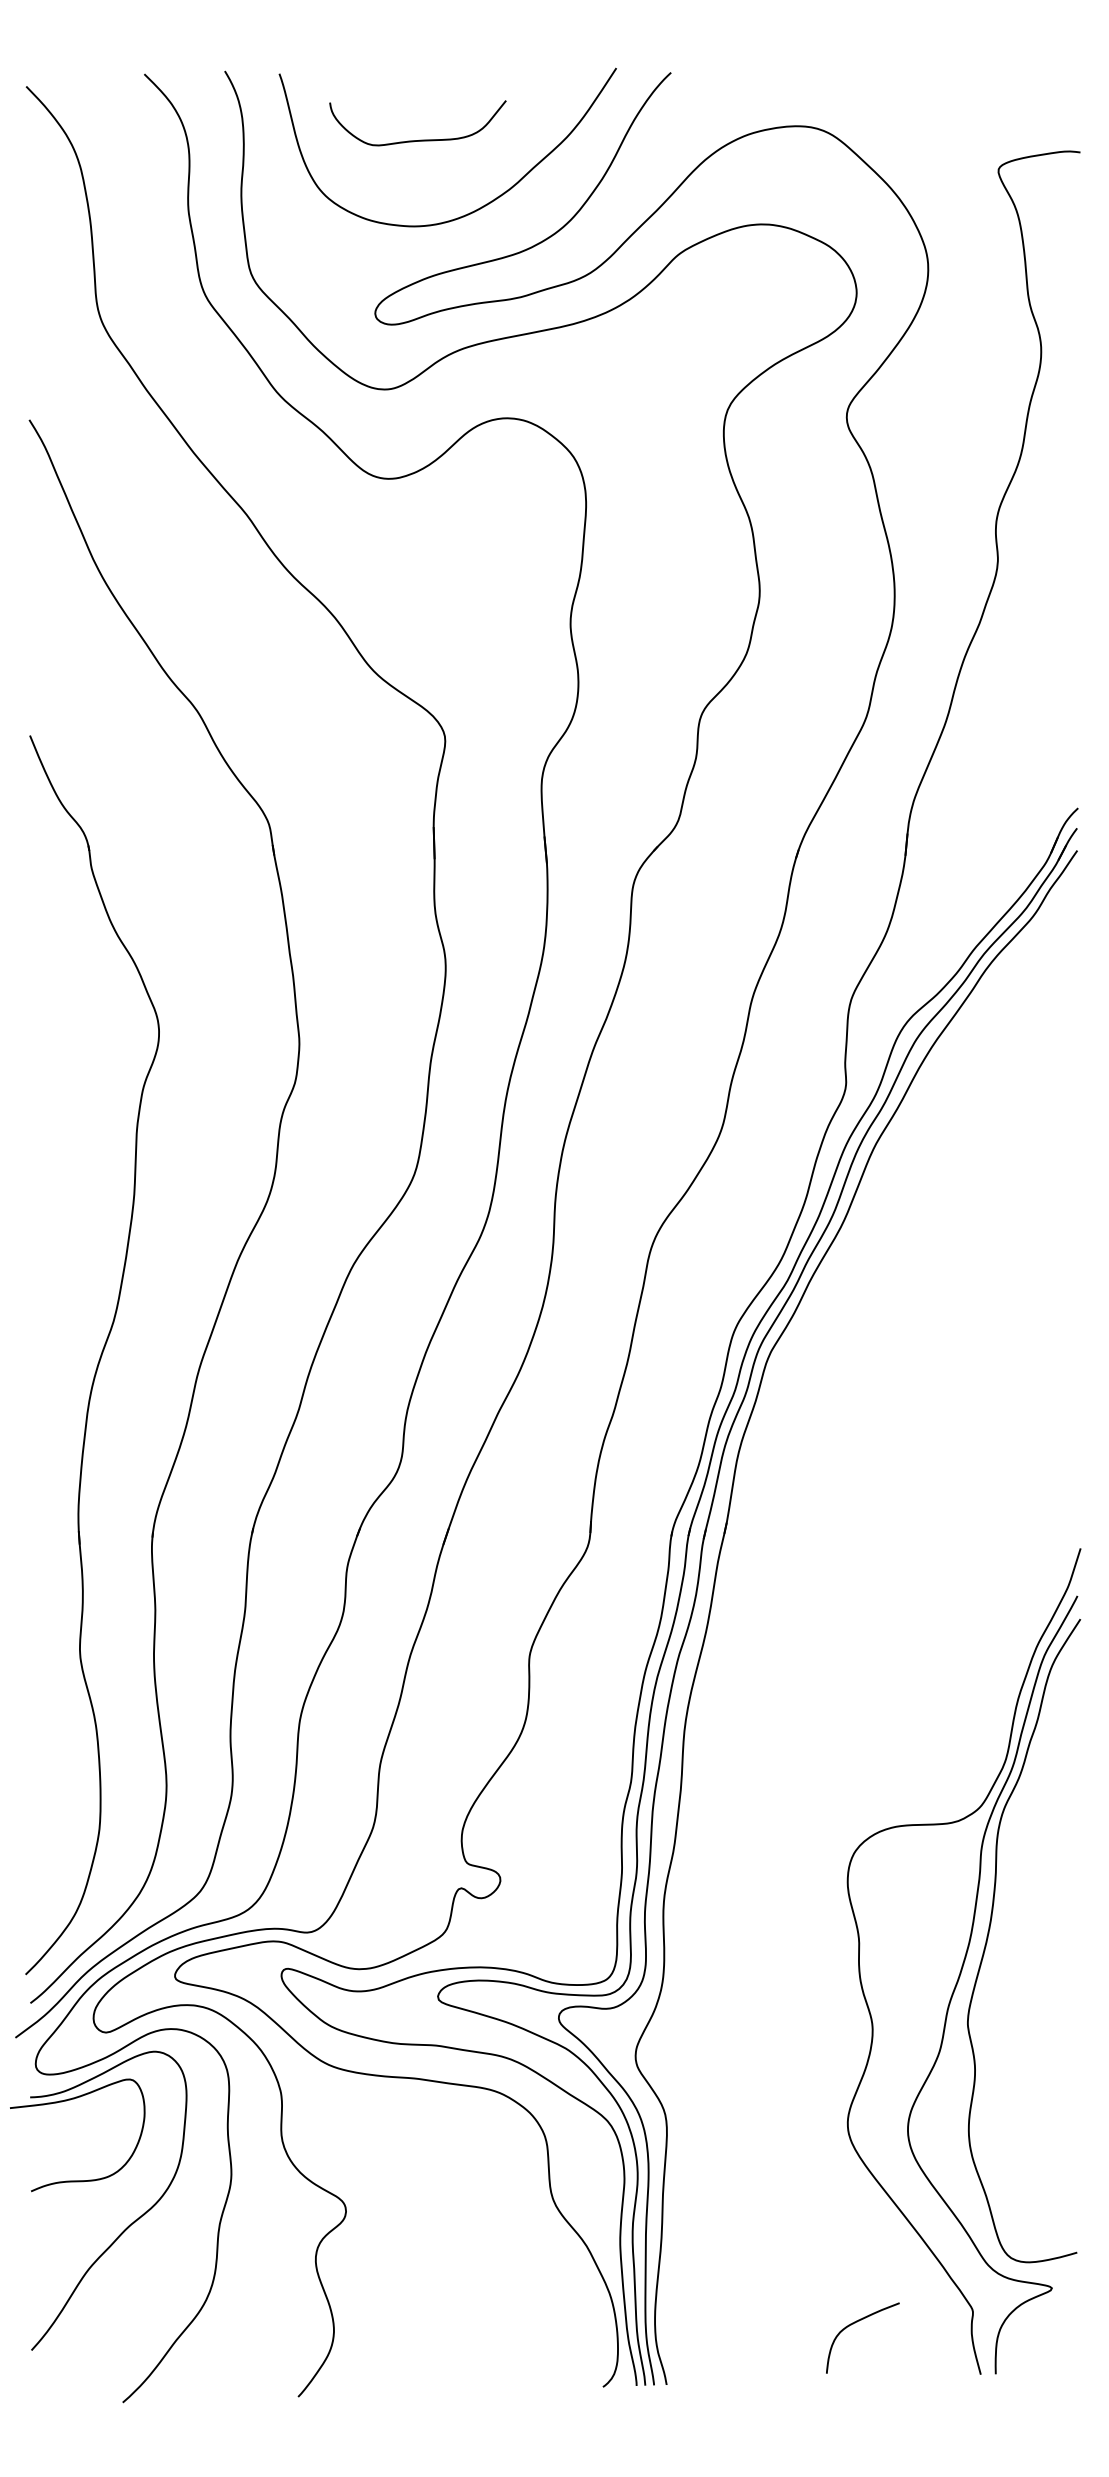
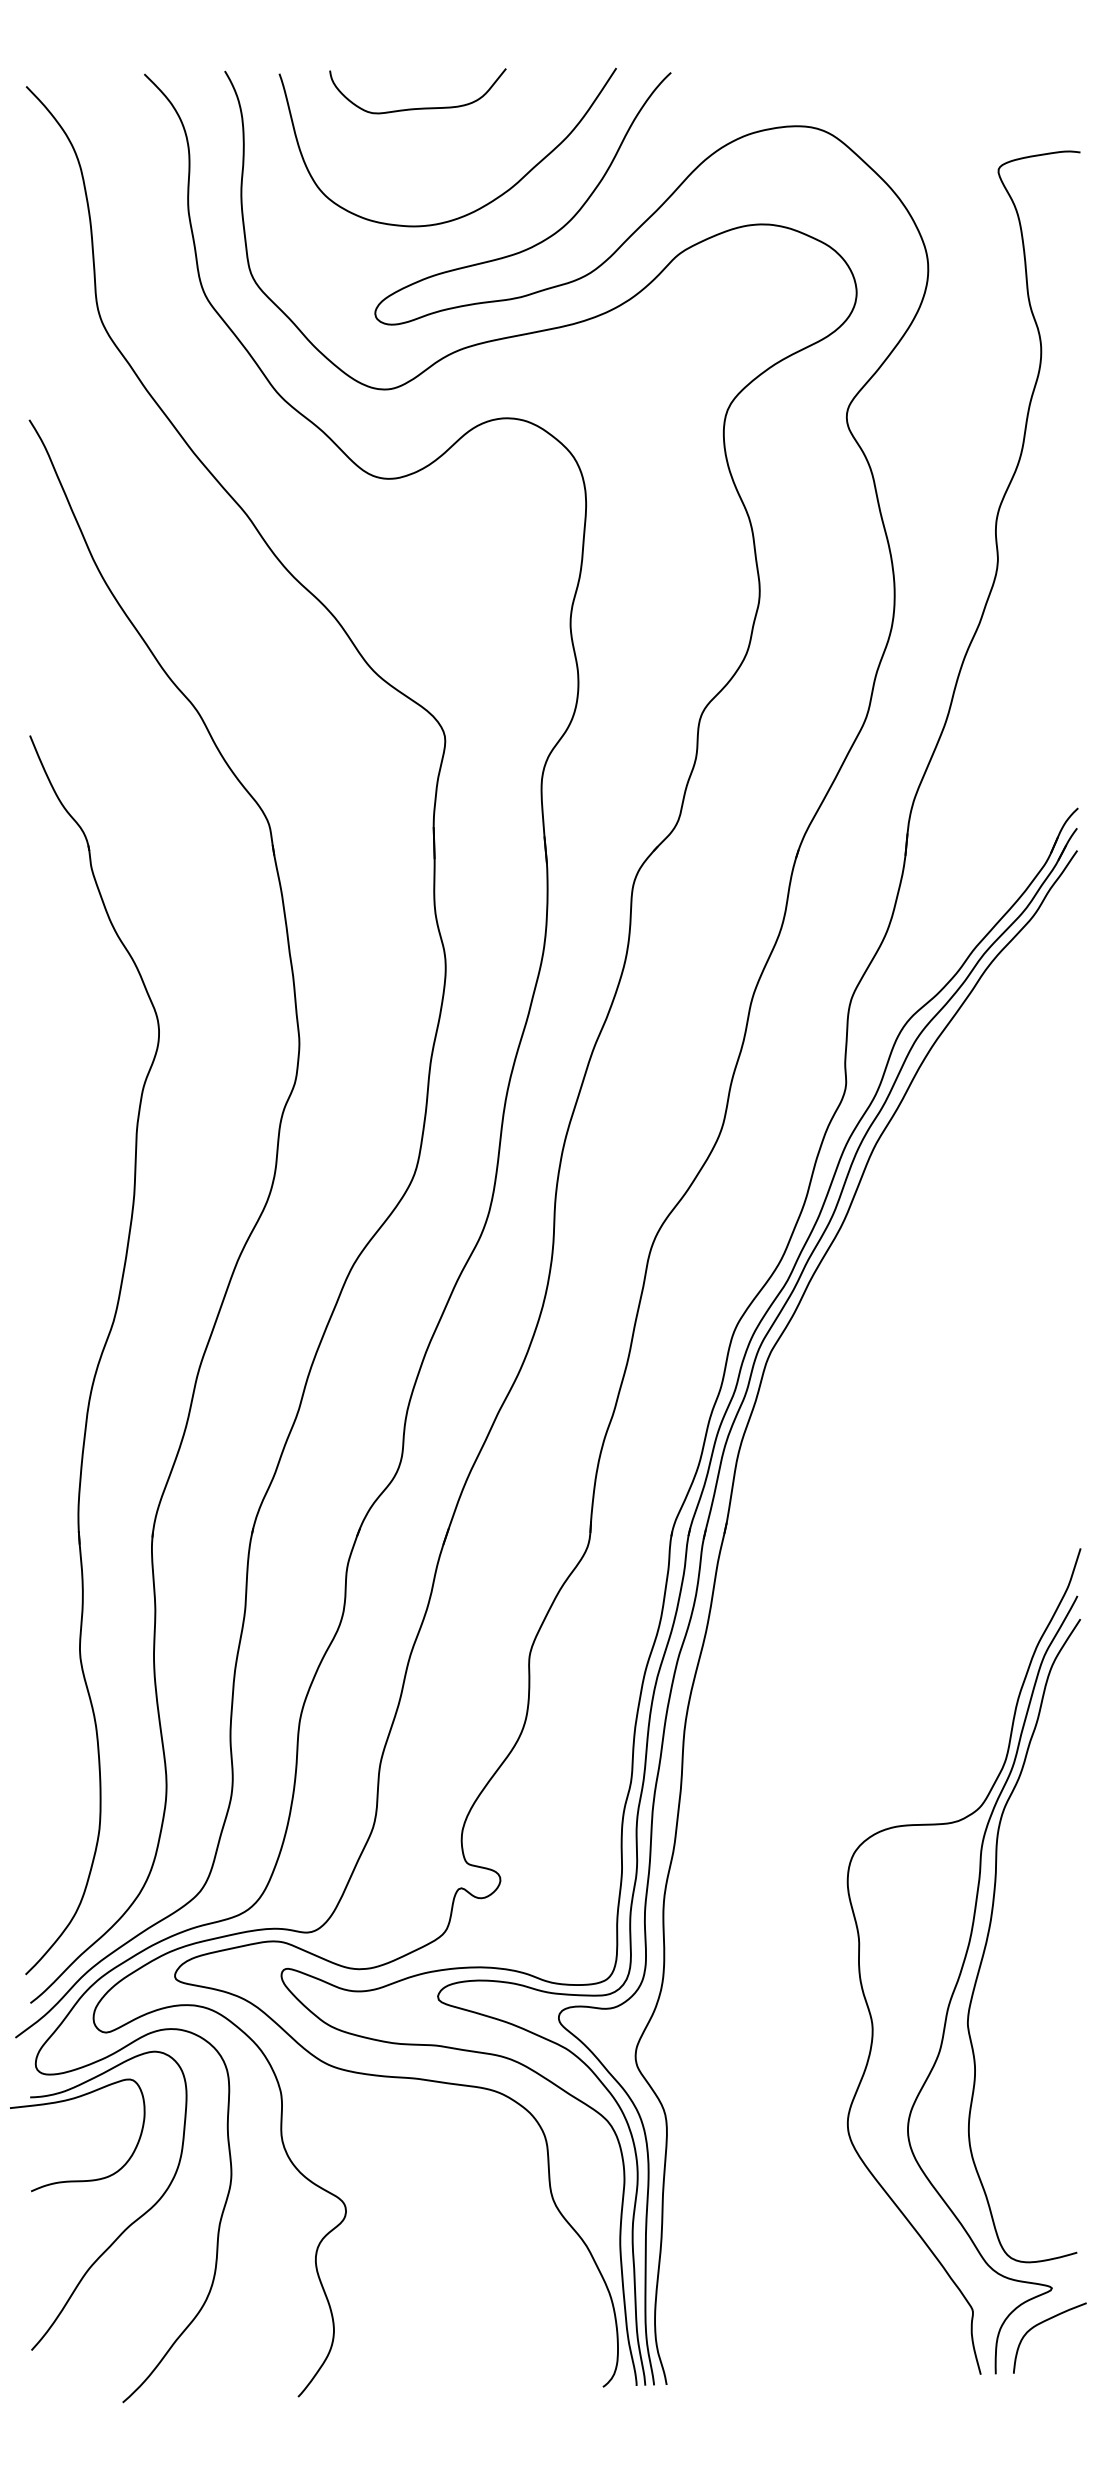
curve position: (419, 139) -> (419, 107) (419, 107)
curve position: (855, 2323) -> (1042, 2323) (1042, 2323)
